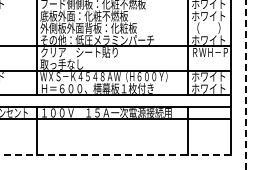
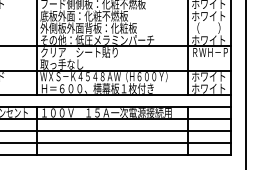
line: dashed -> solid (245, 85)
line: none -> present (116, 131)
line: none -> present (116, 143)
line: dashed -> solid (115, 155)
